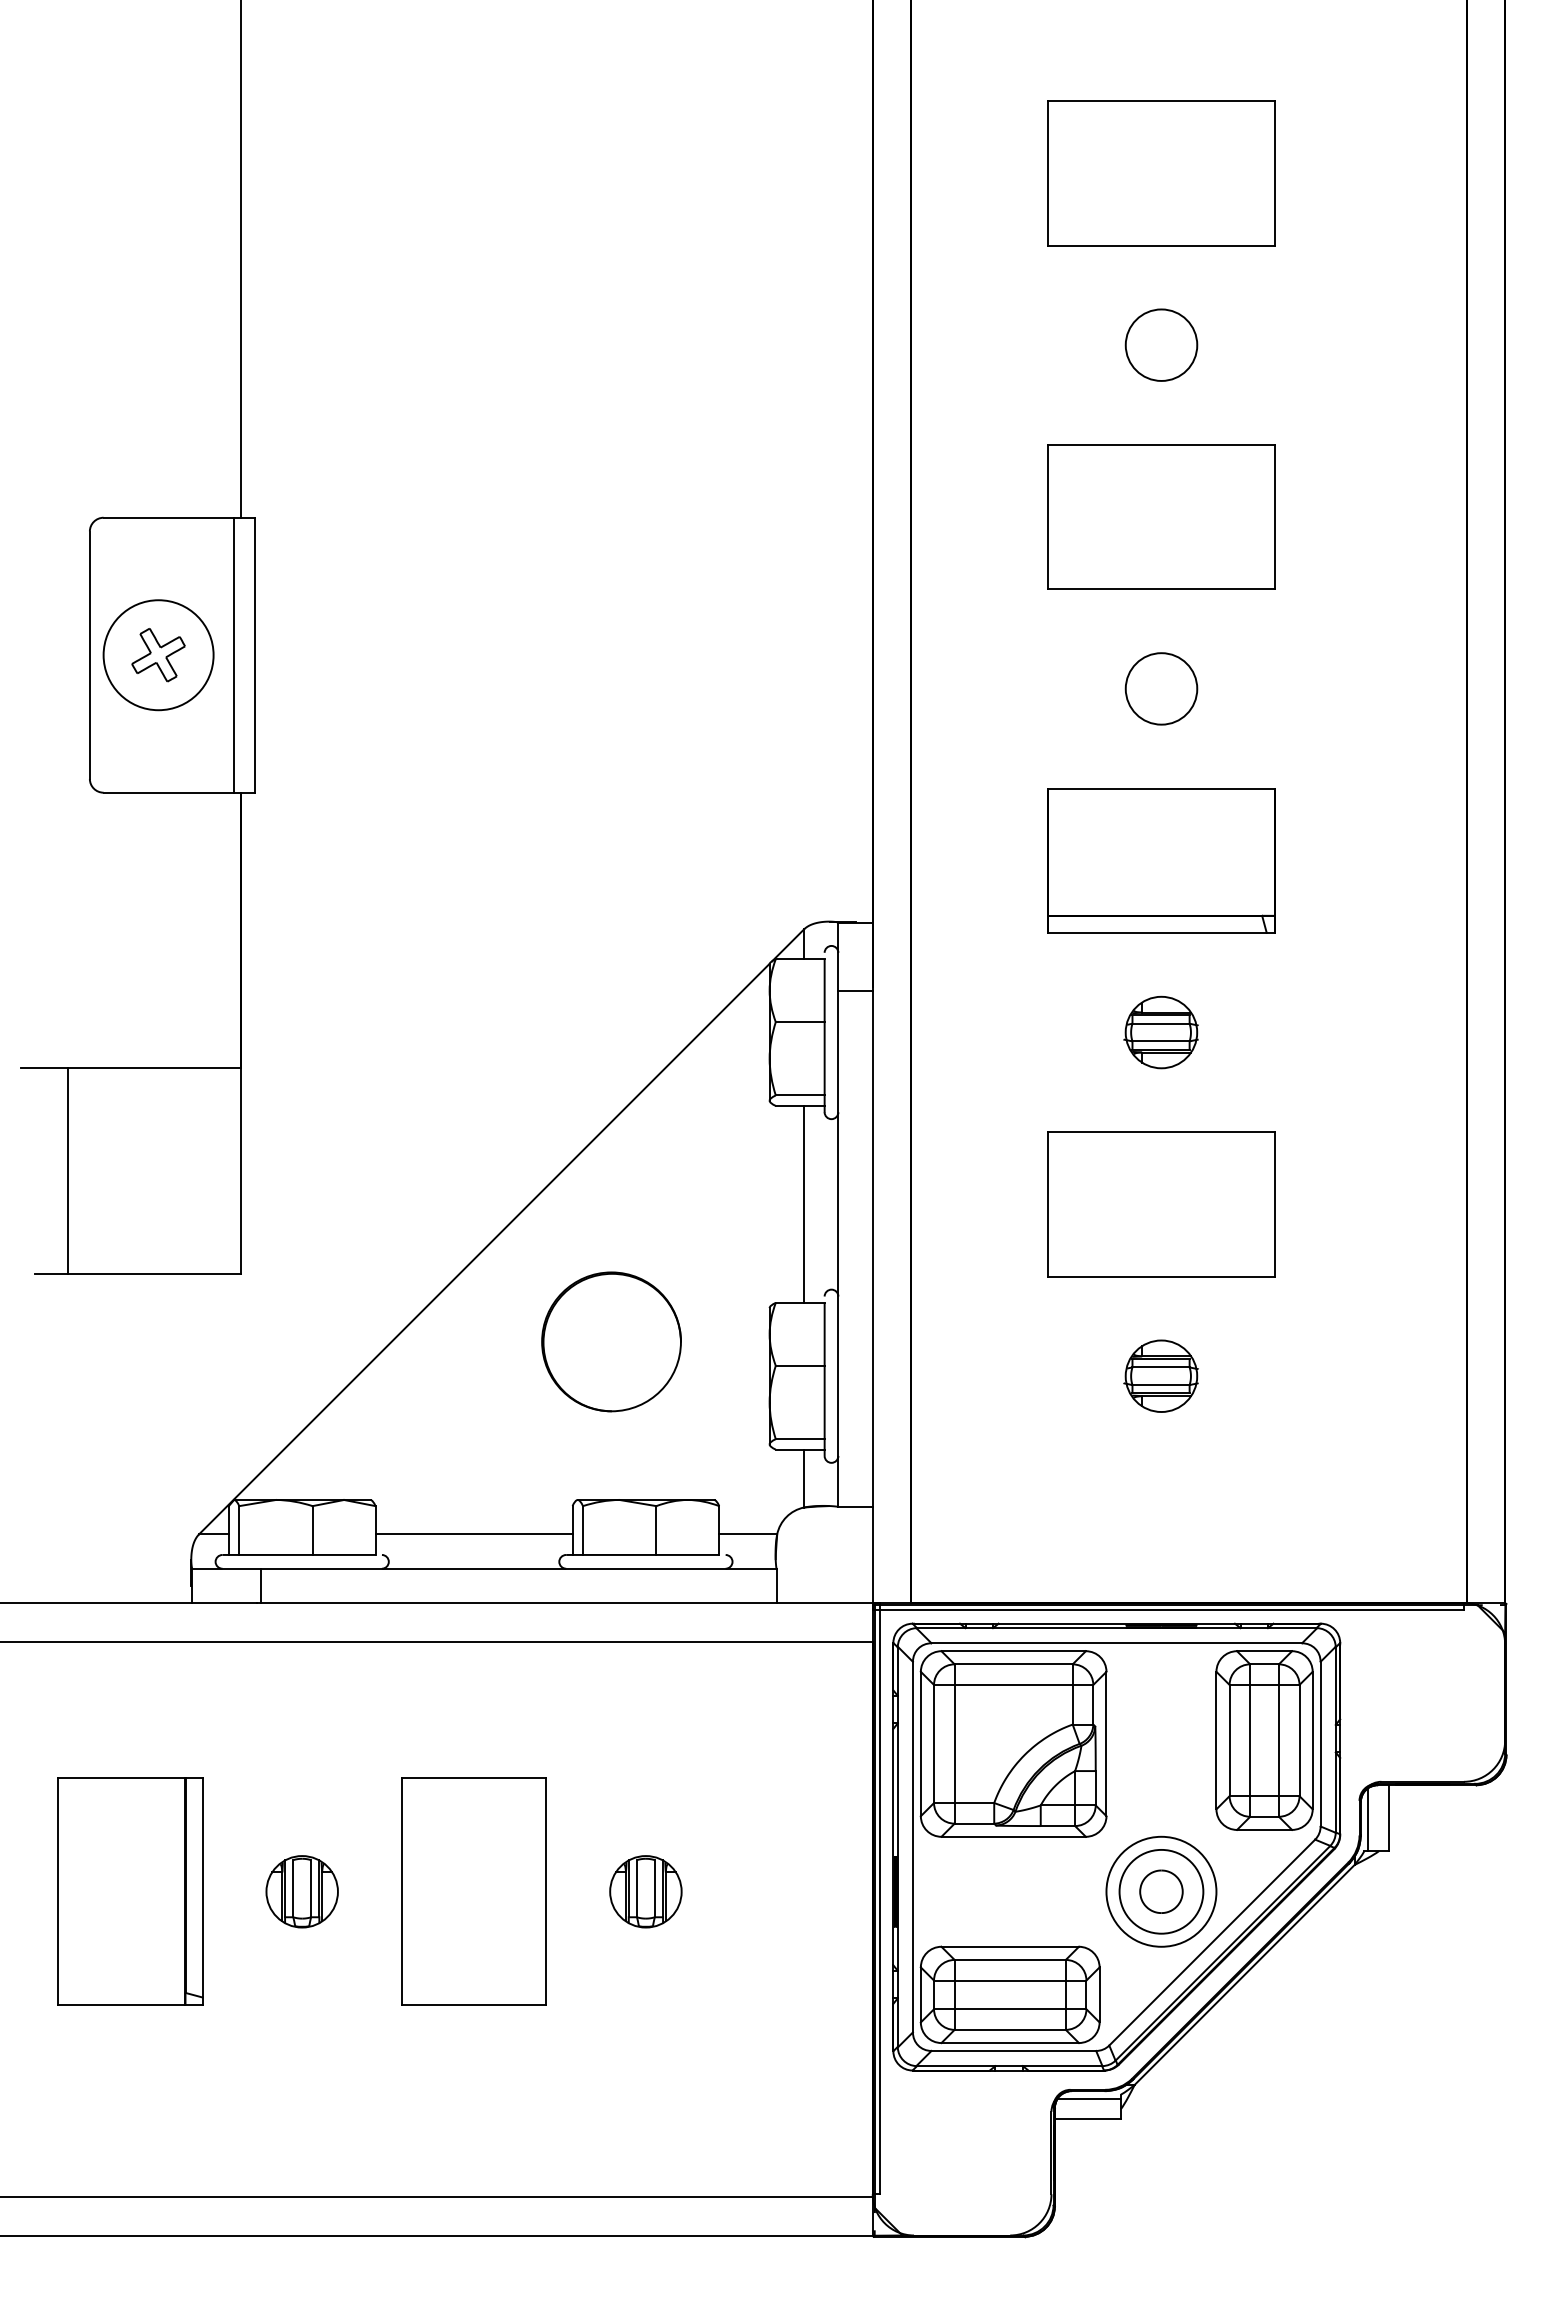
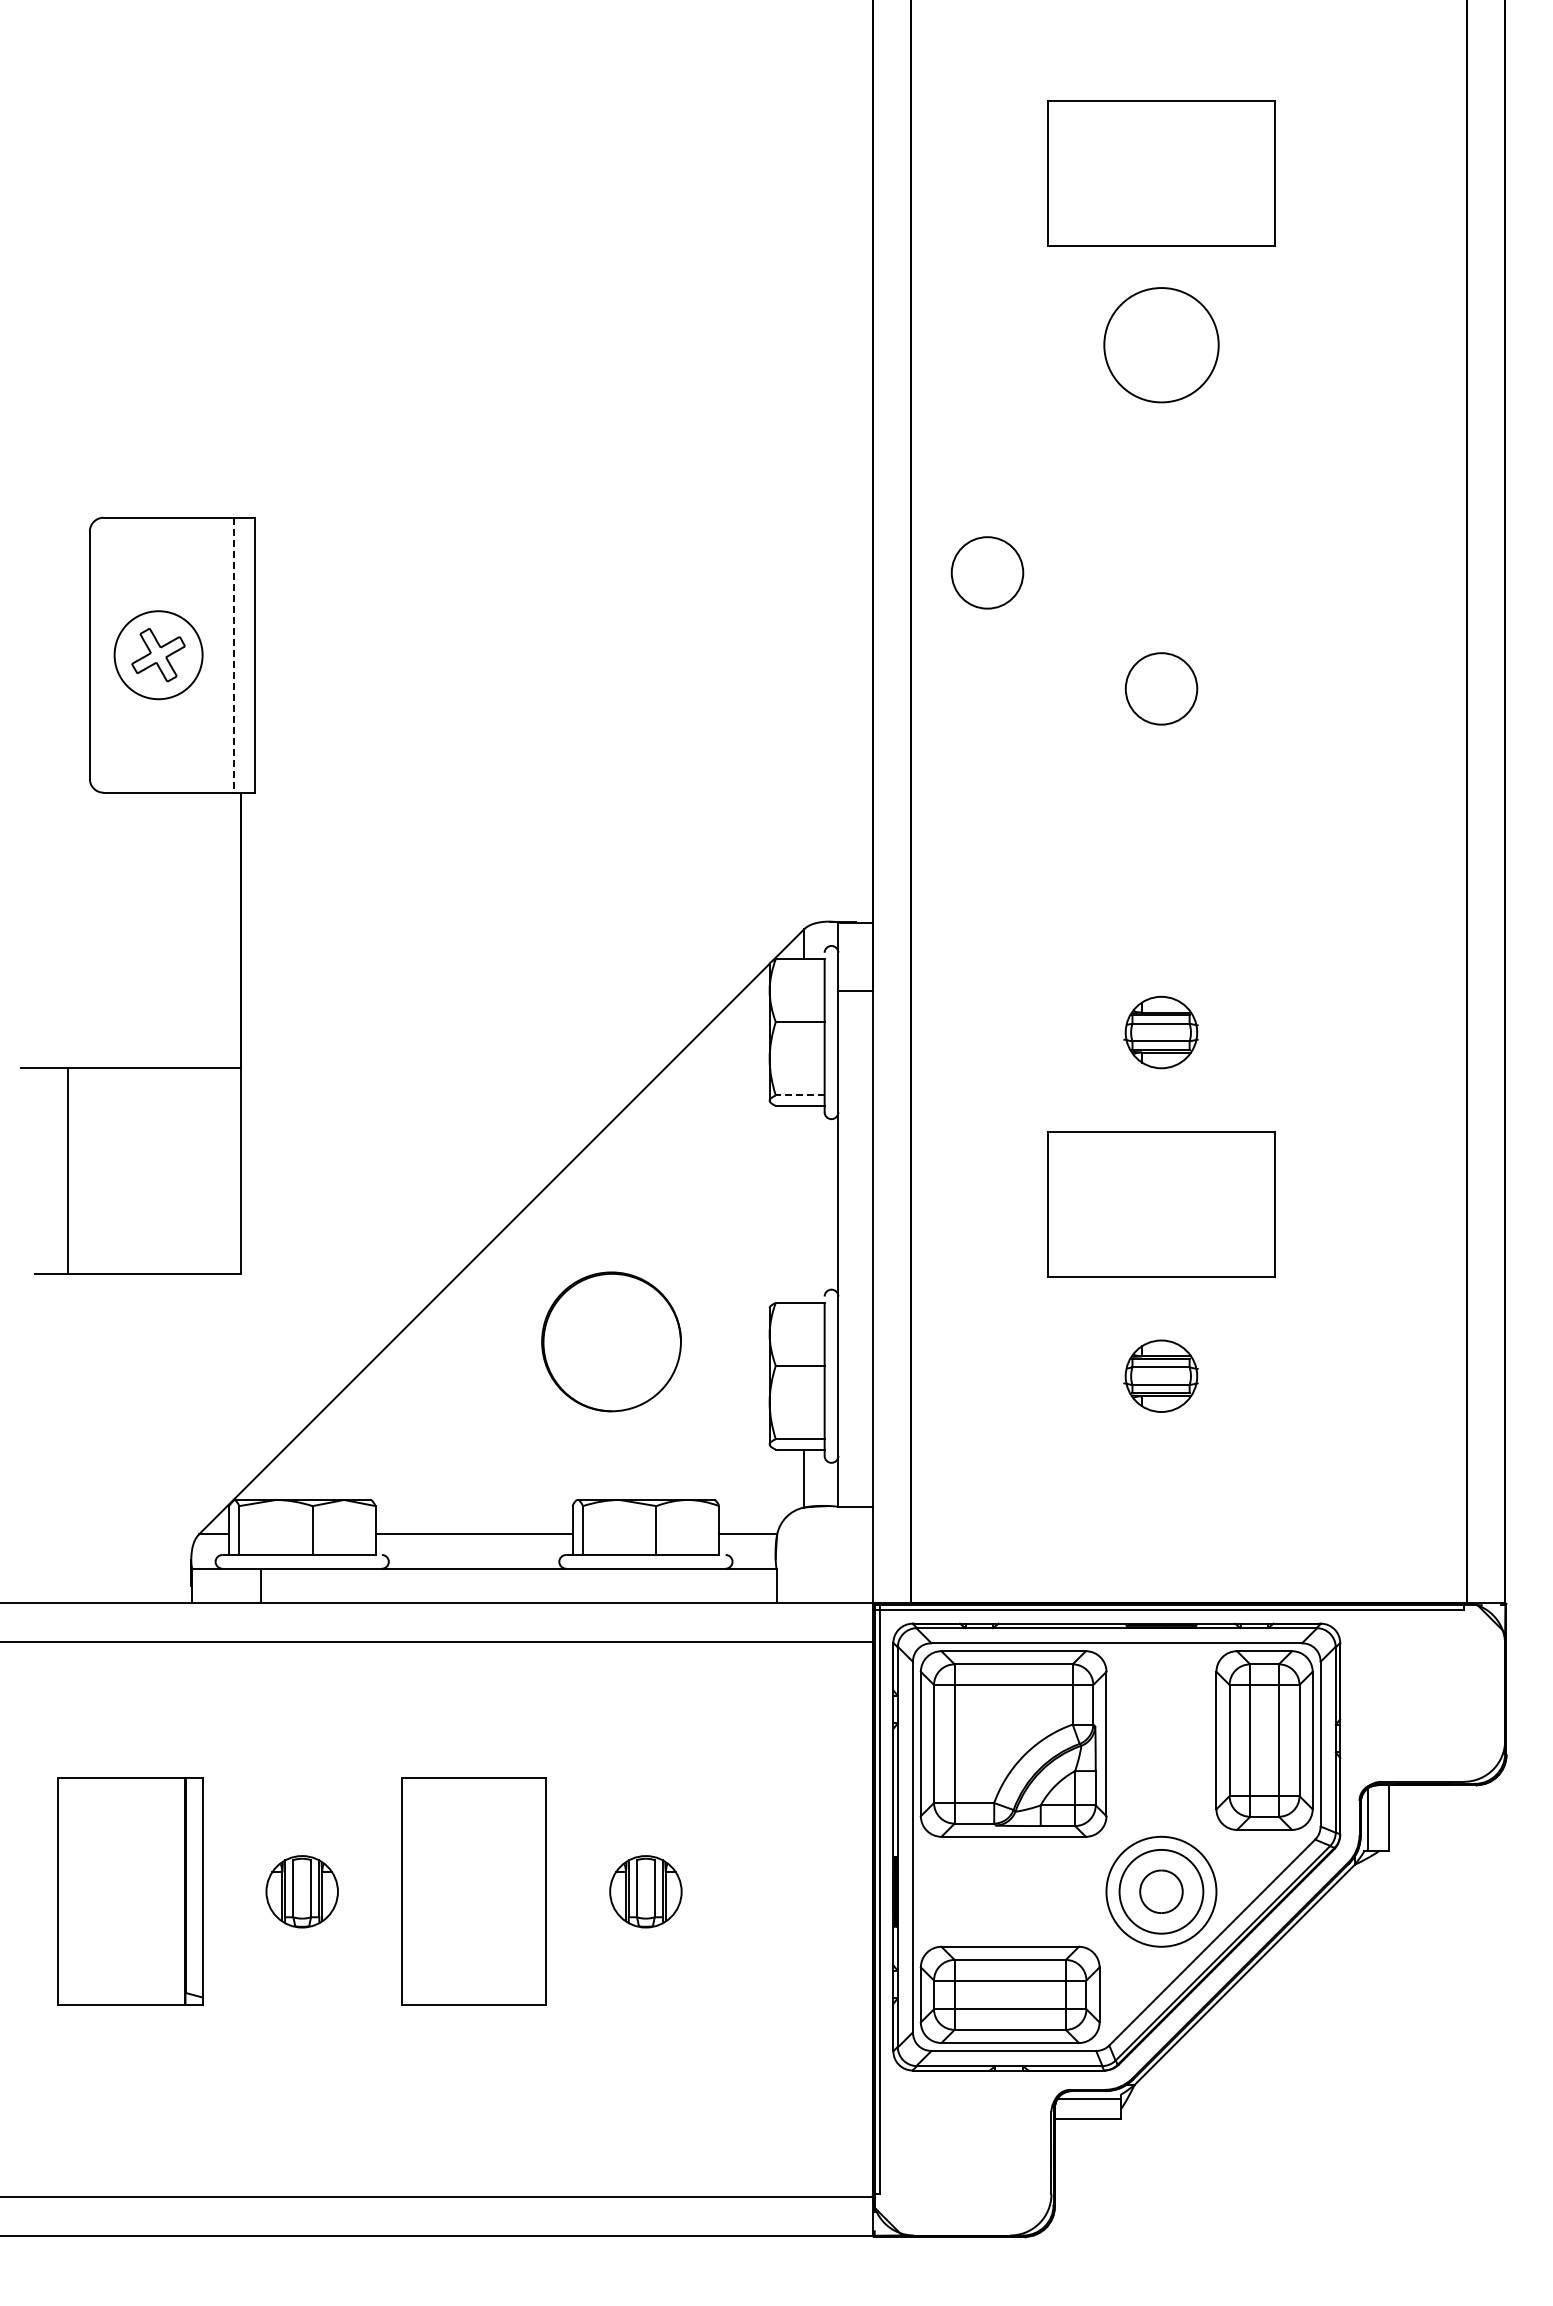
line: present -> none (241, 259)
circle diameter: 71 px -> 114 px (1161, 345)
part: present -> none (1161, 516)
circle: none -> present (987, 572)
circle diameter: 110 px -> 88 px (158, 655)
line: solid -> dashed (234, 655)
part: present -> none (1161, 860)
line: solid -> dashed (799, 1095)
line: present -> none (804, 1203)
